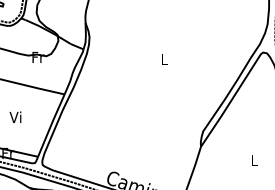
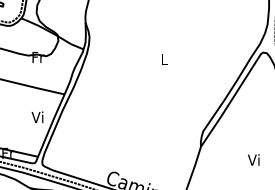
text position: (15, 116) -> (37, 116) (37, 116)
text: L -> Vi (253, 159)
